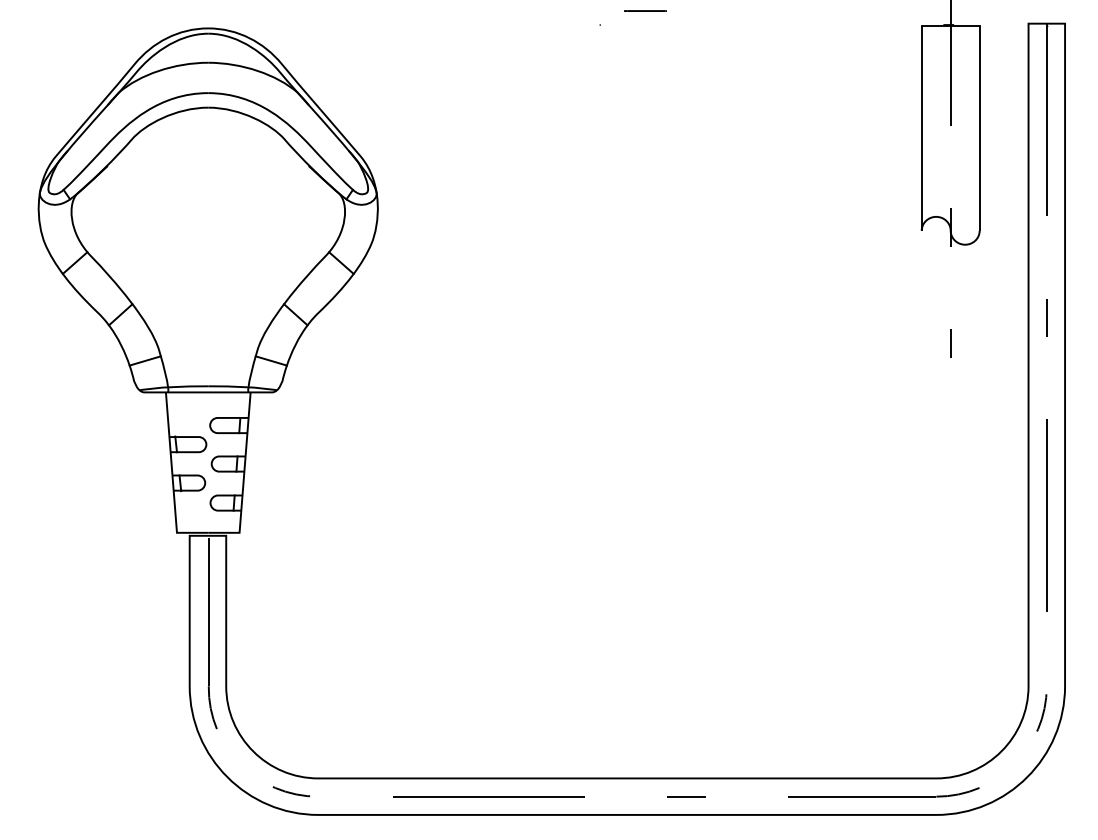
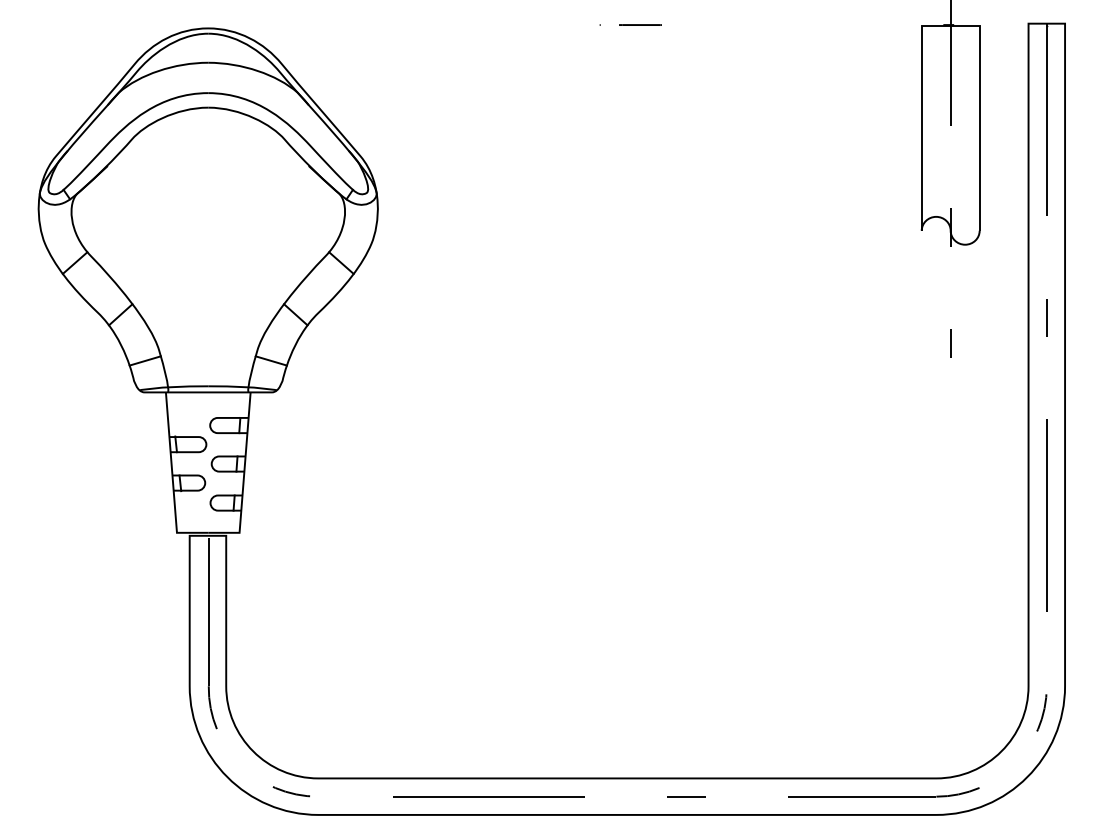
line position: (645, 10) -> (640, 24) (640, 24)
